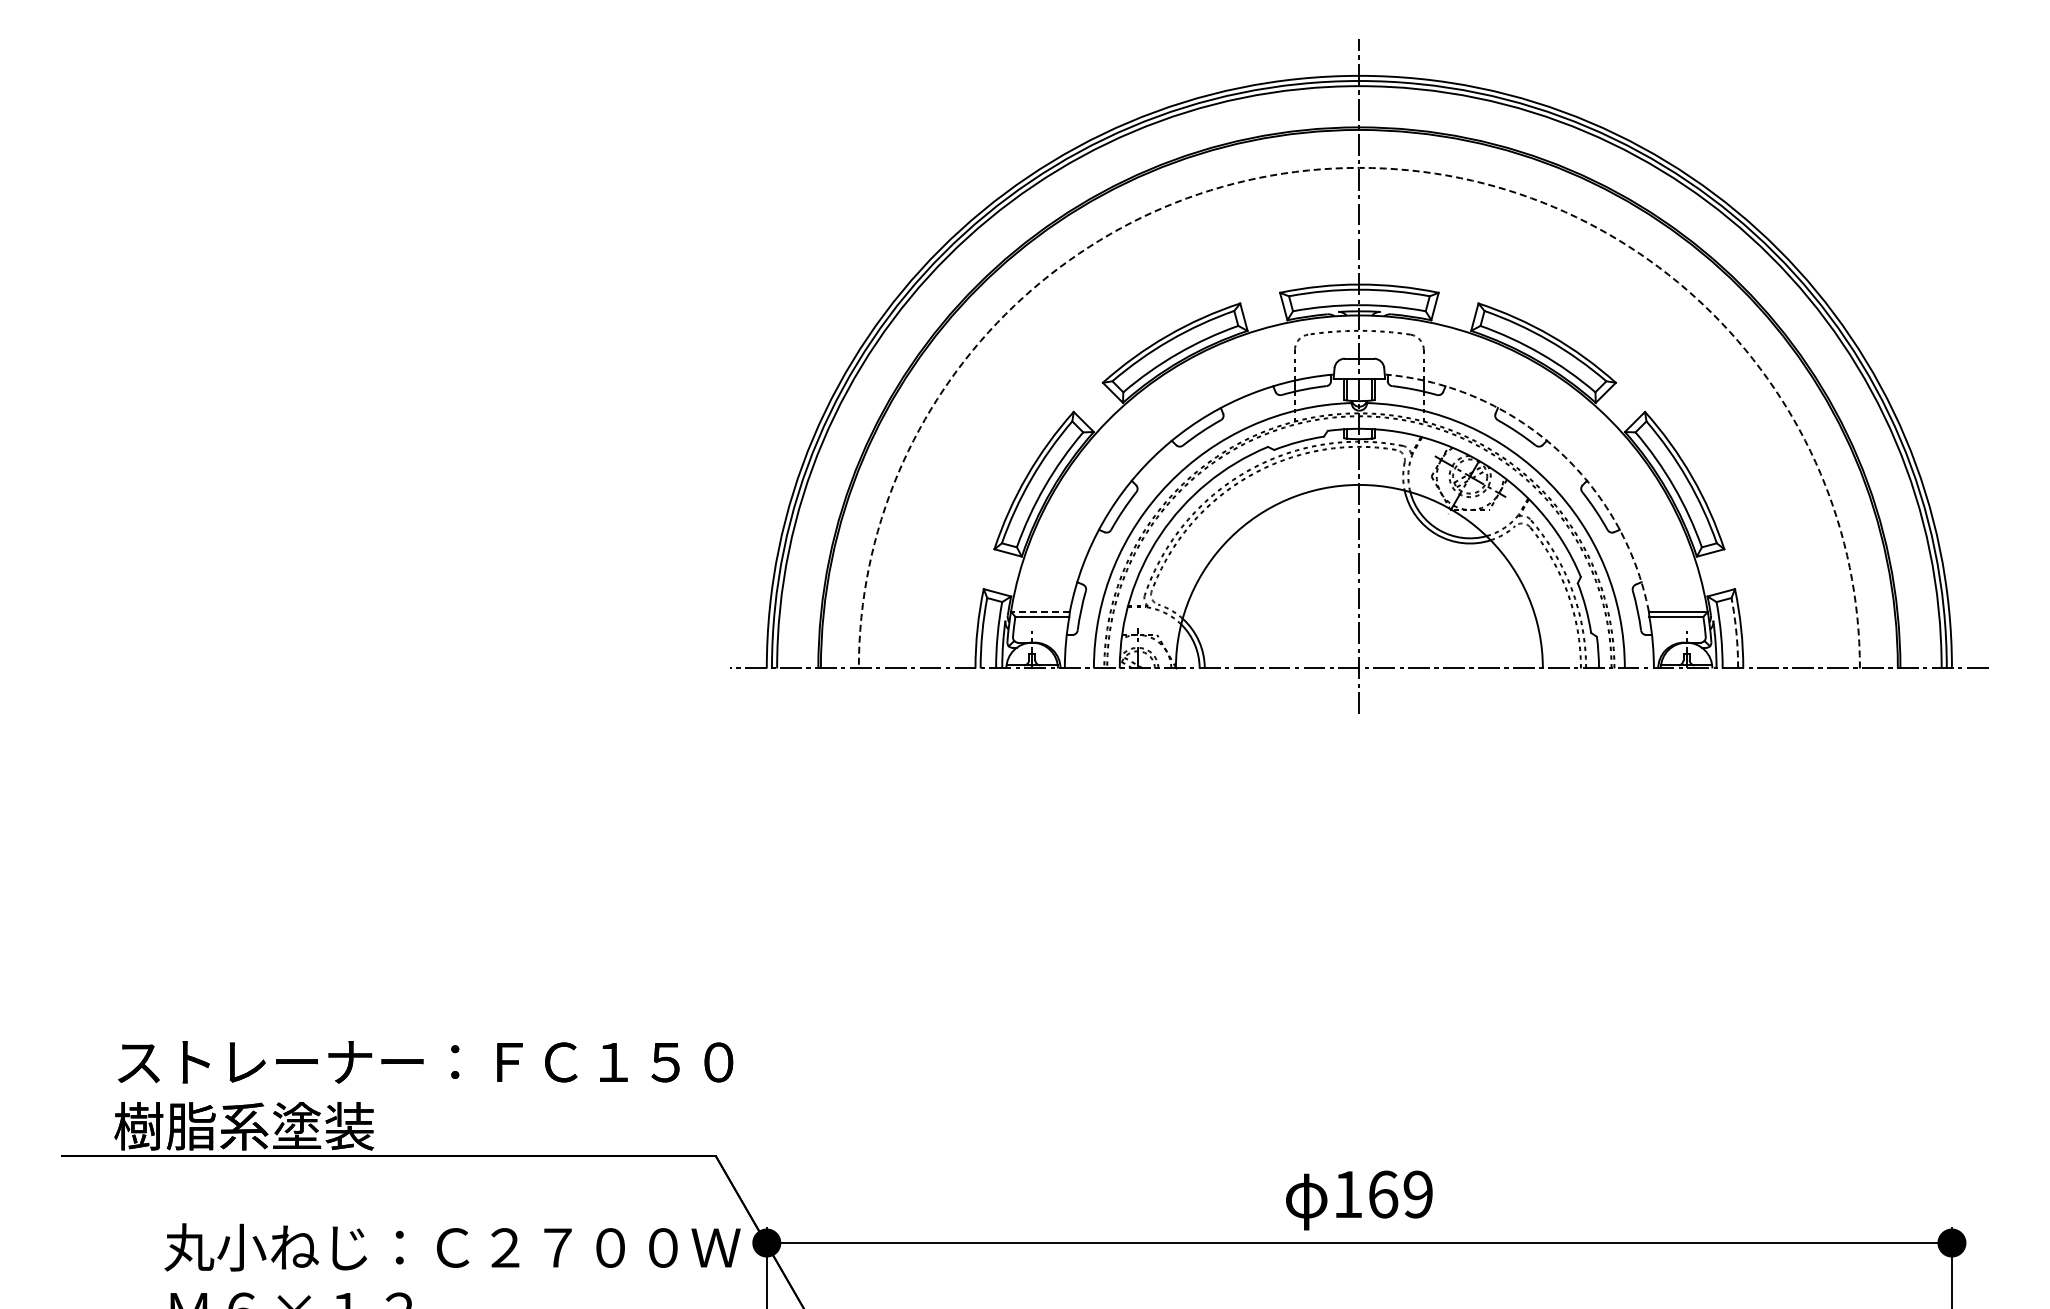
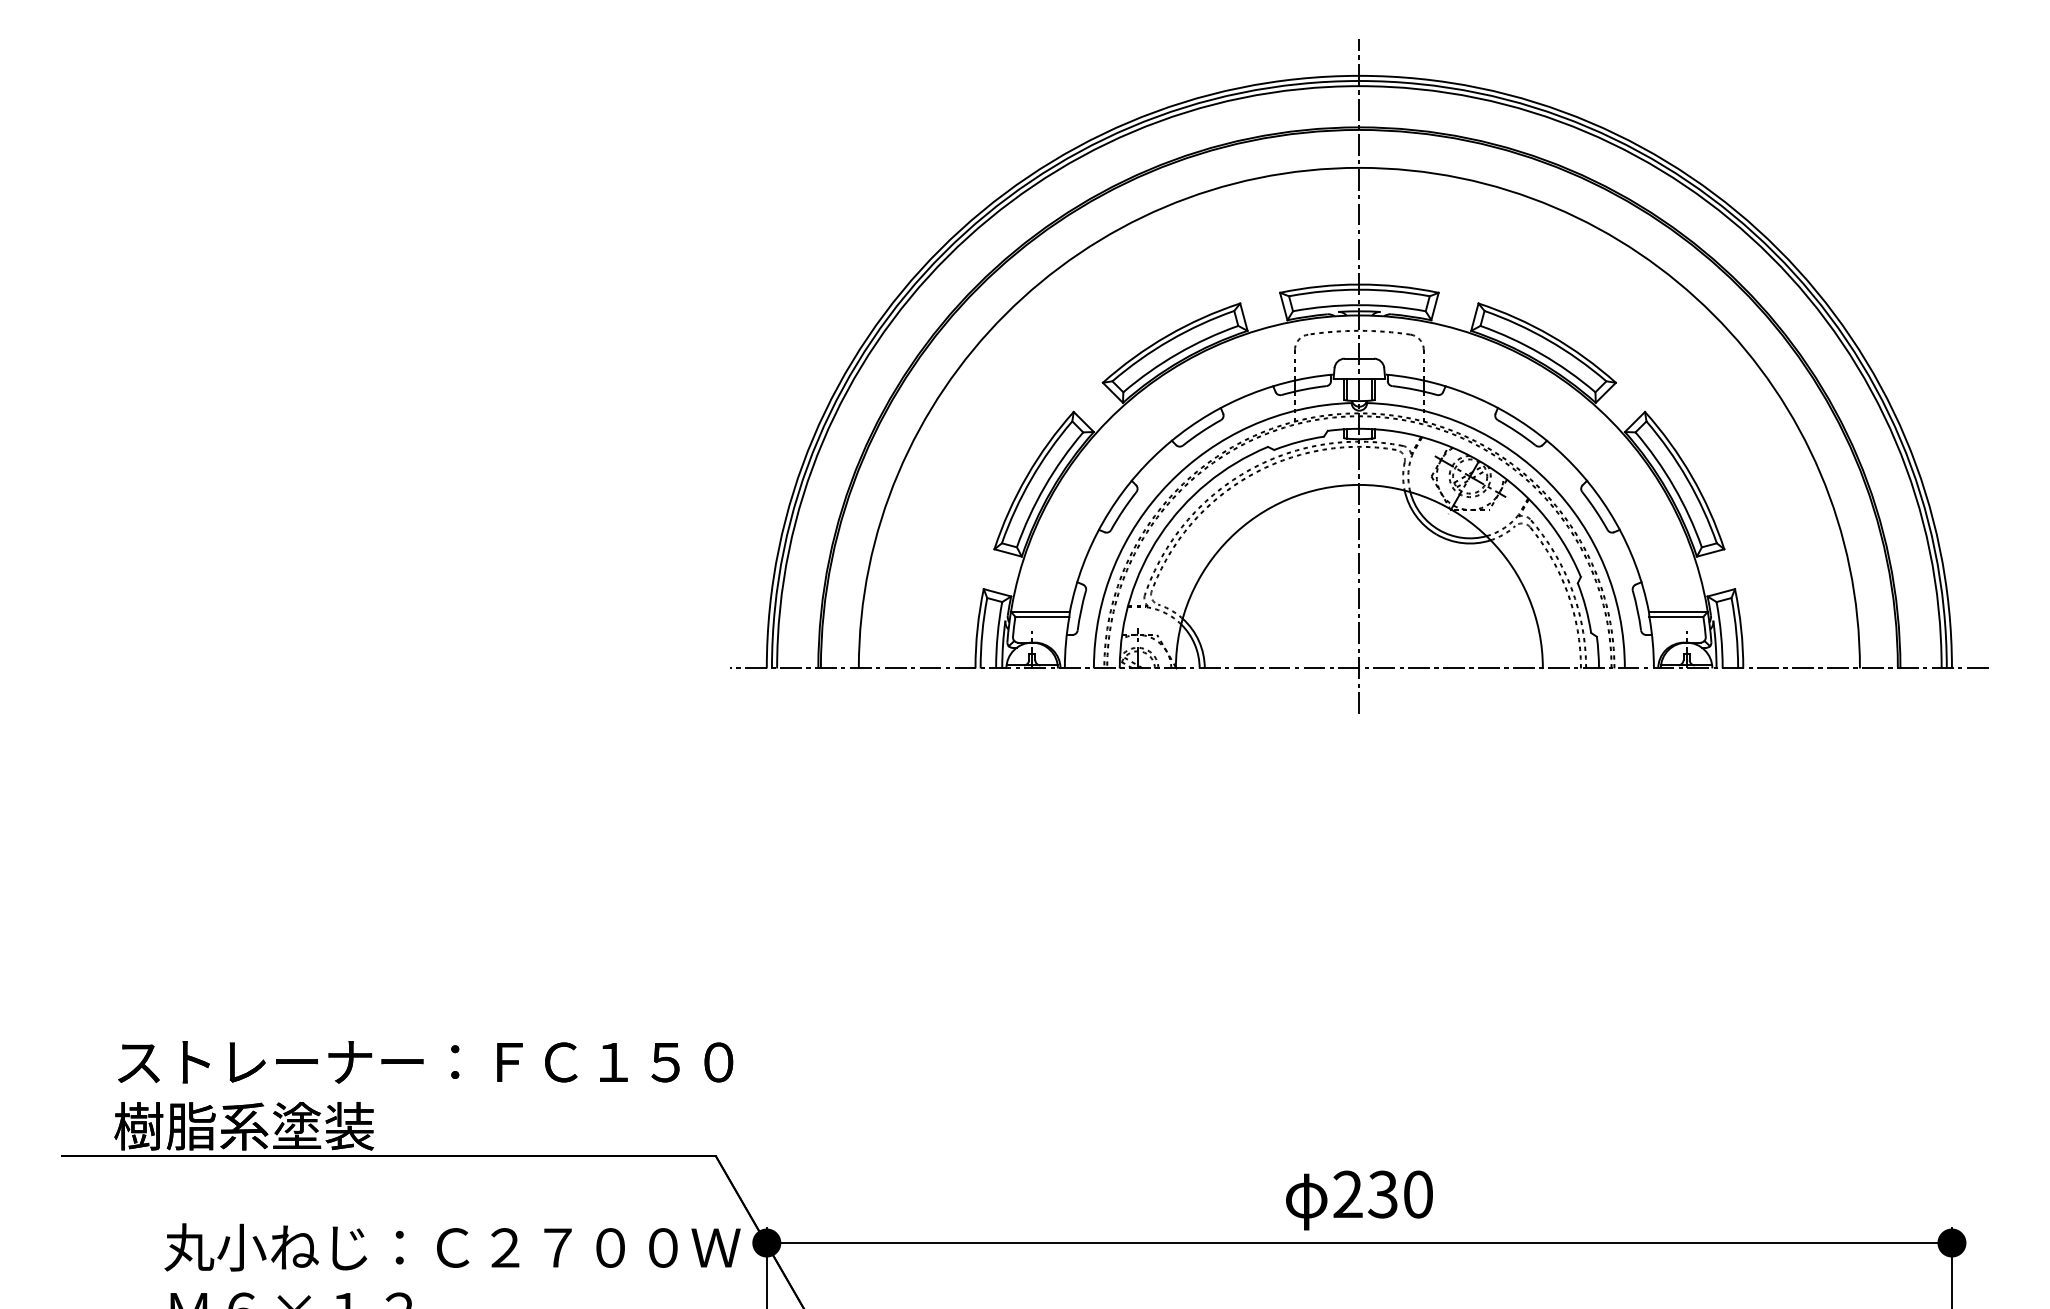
arc: dashed -> solid (1359, 167)
arc: dashed -> solid (1556, 449)
line: dashed -> solid (1039, 611)
arc: dashed -> solid (1736, 633)
text: 169 -> 230 (1382, 1194)
